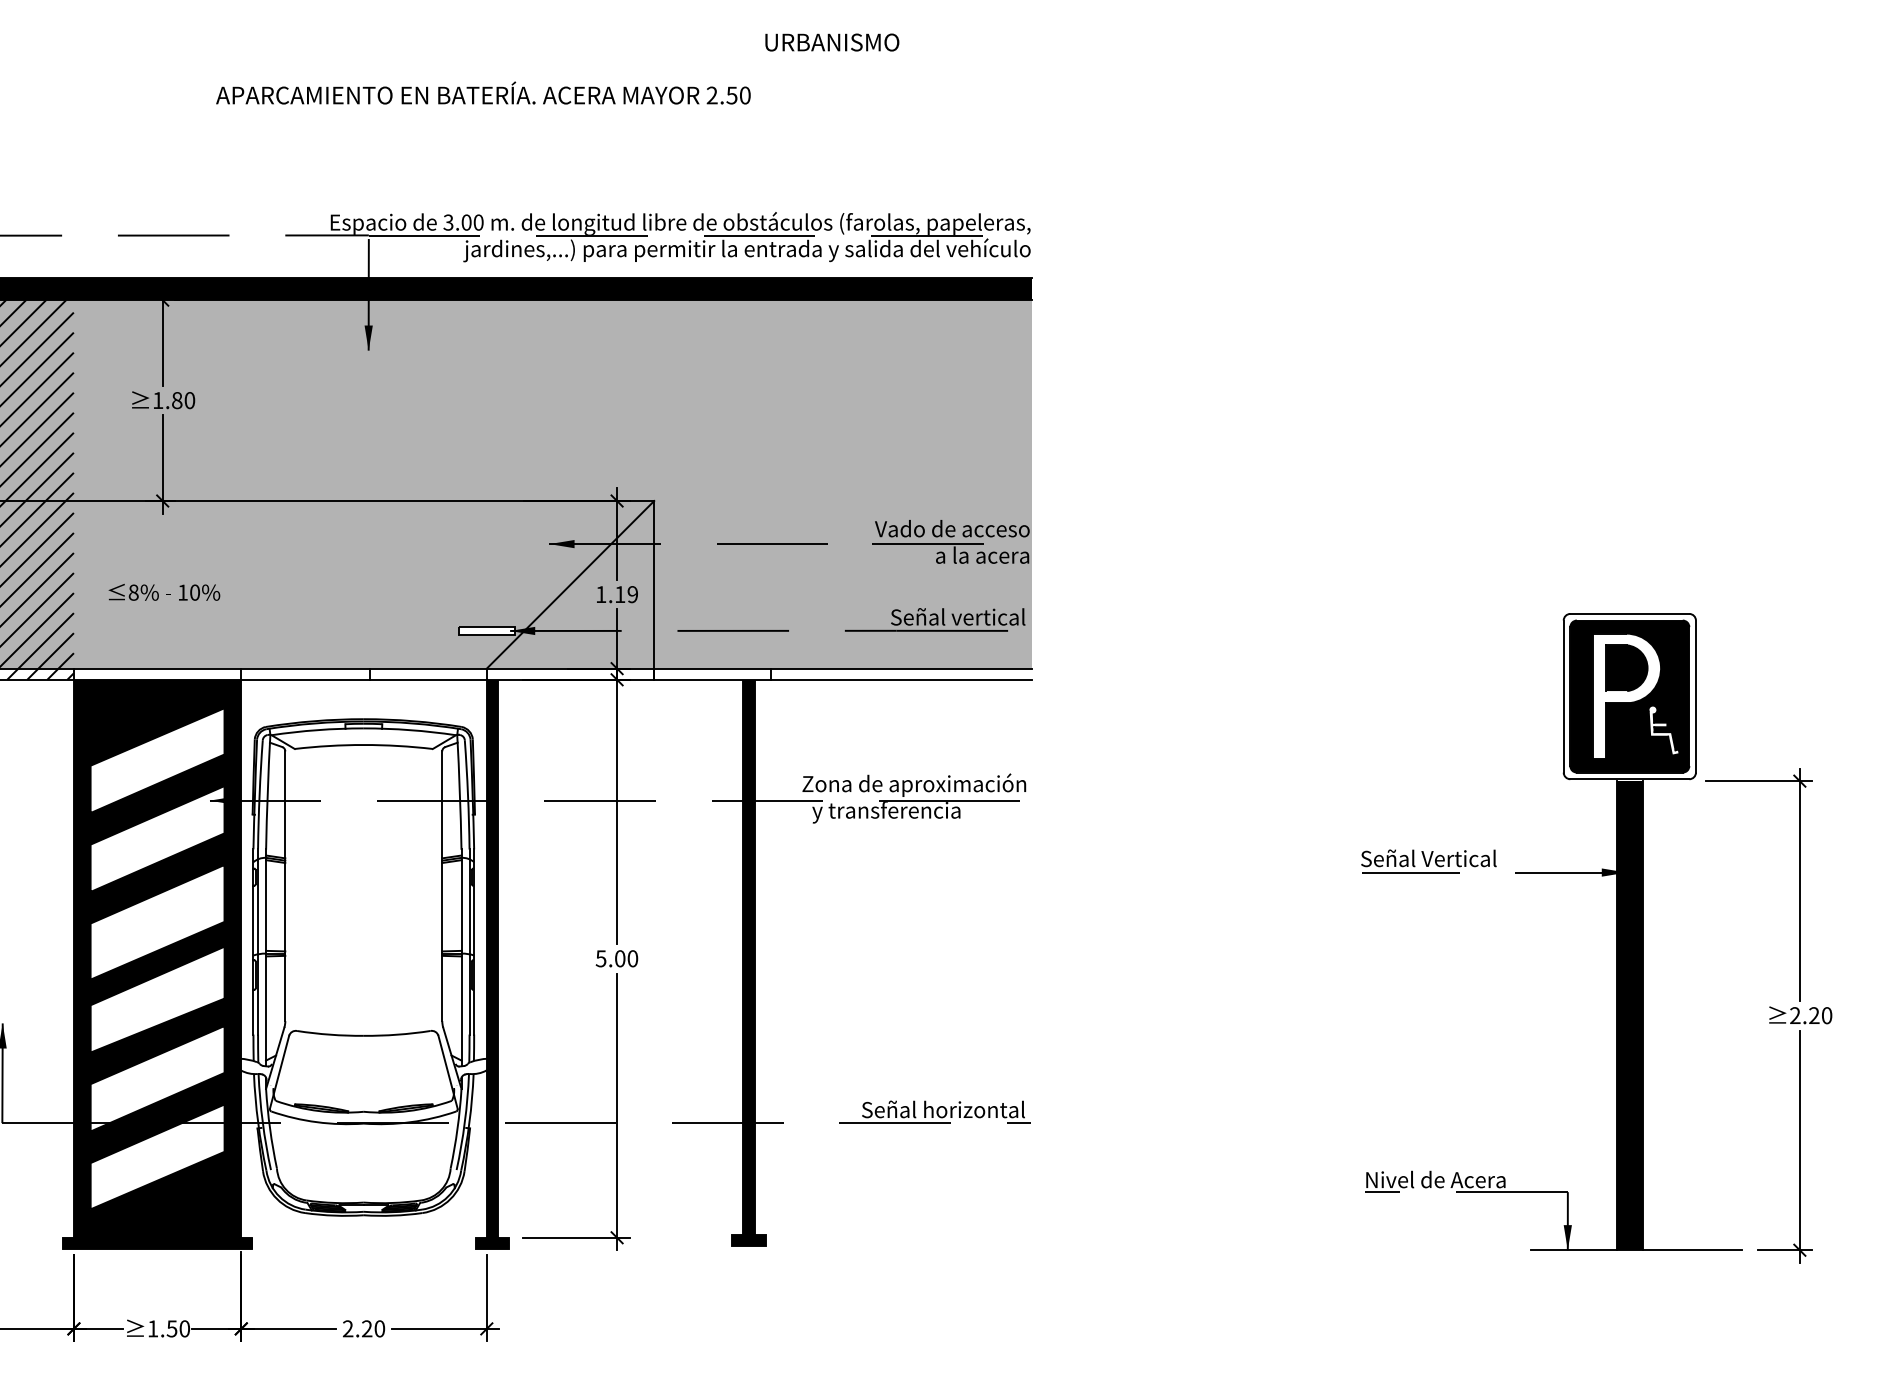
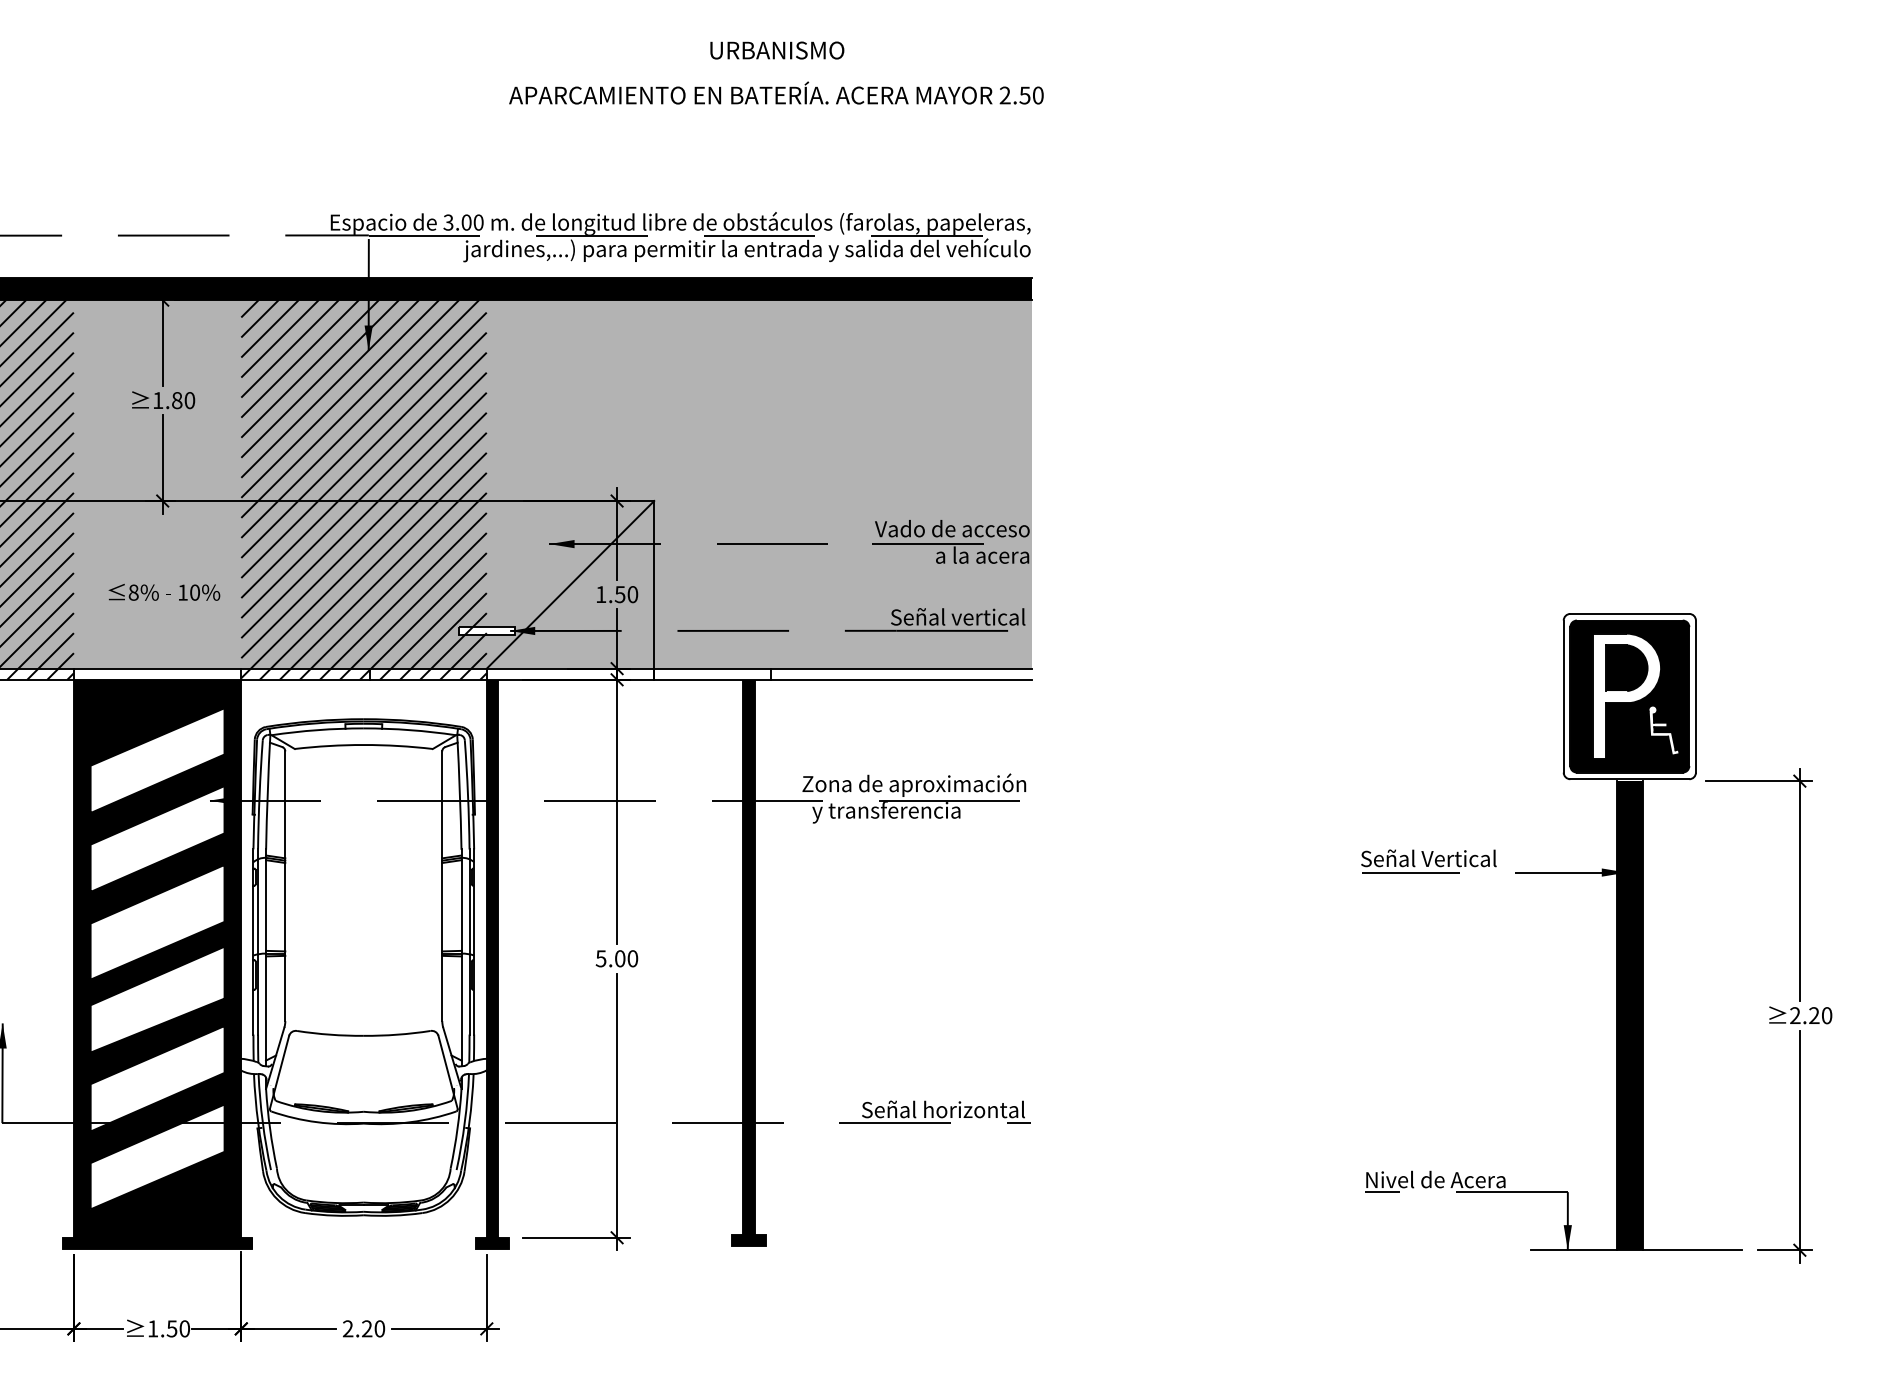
text position: (832, 42) -> (777, 50) (777, 50)
text position: (483, 92) -> (776, 92) (776, 92)
hatch: none -> present (363, 489)
text: 1.19 -> 1.50 (626, 594)
